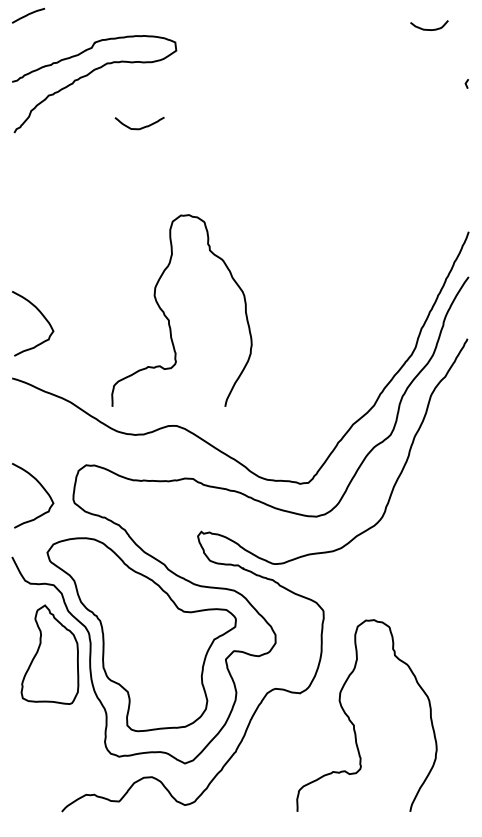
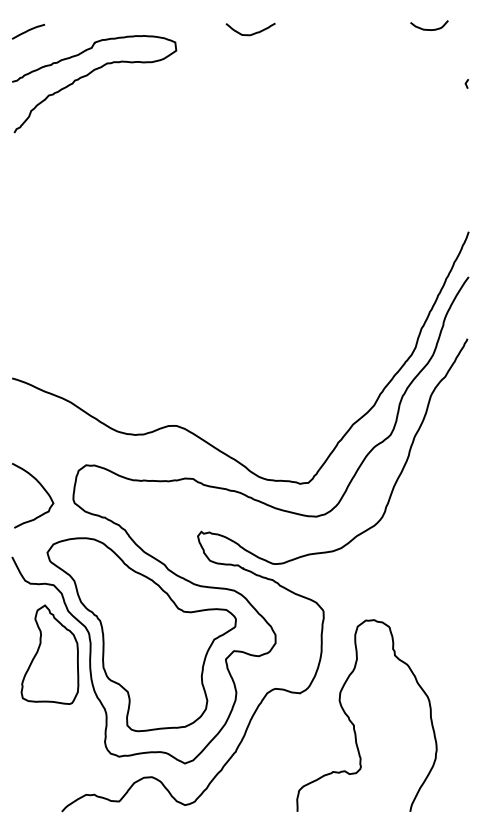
curve position: (28, 15) -> (28, 31) (28, 31)
curve position: (140, 127) -> (251, 33) (251, 33)
curve: present -> none (42, 316)
curve: present -> none (169, 319)
